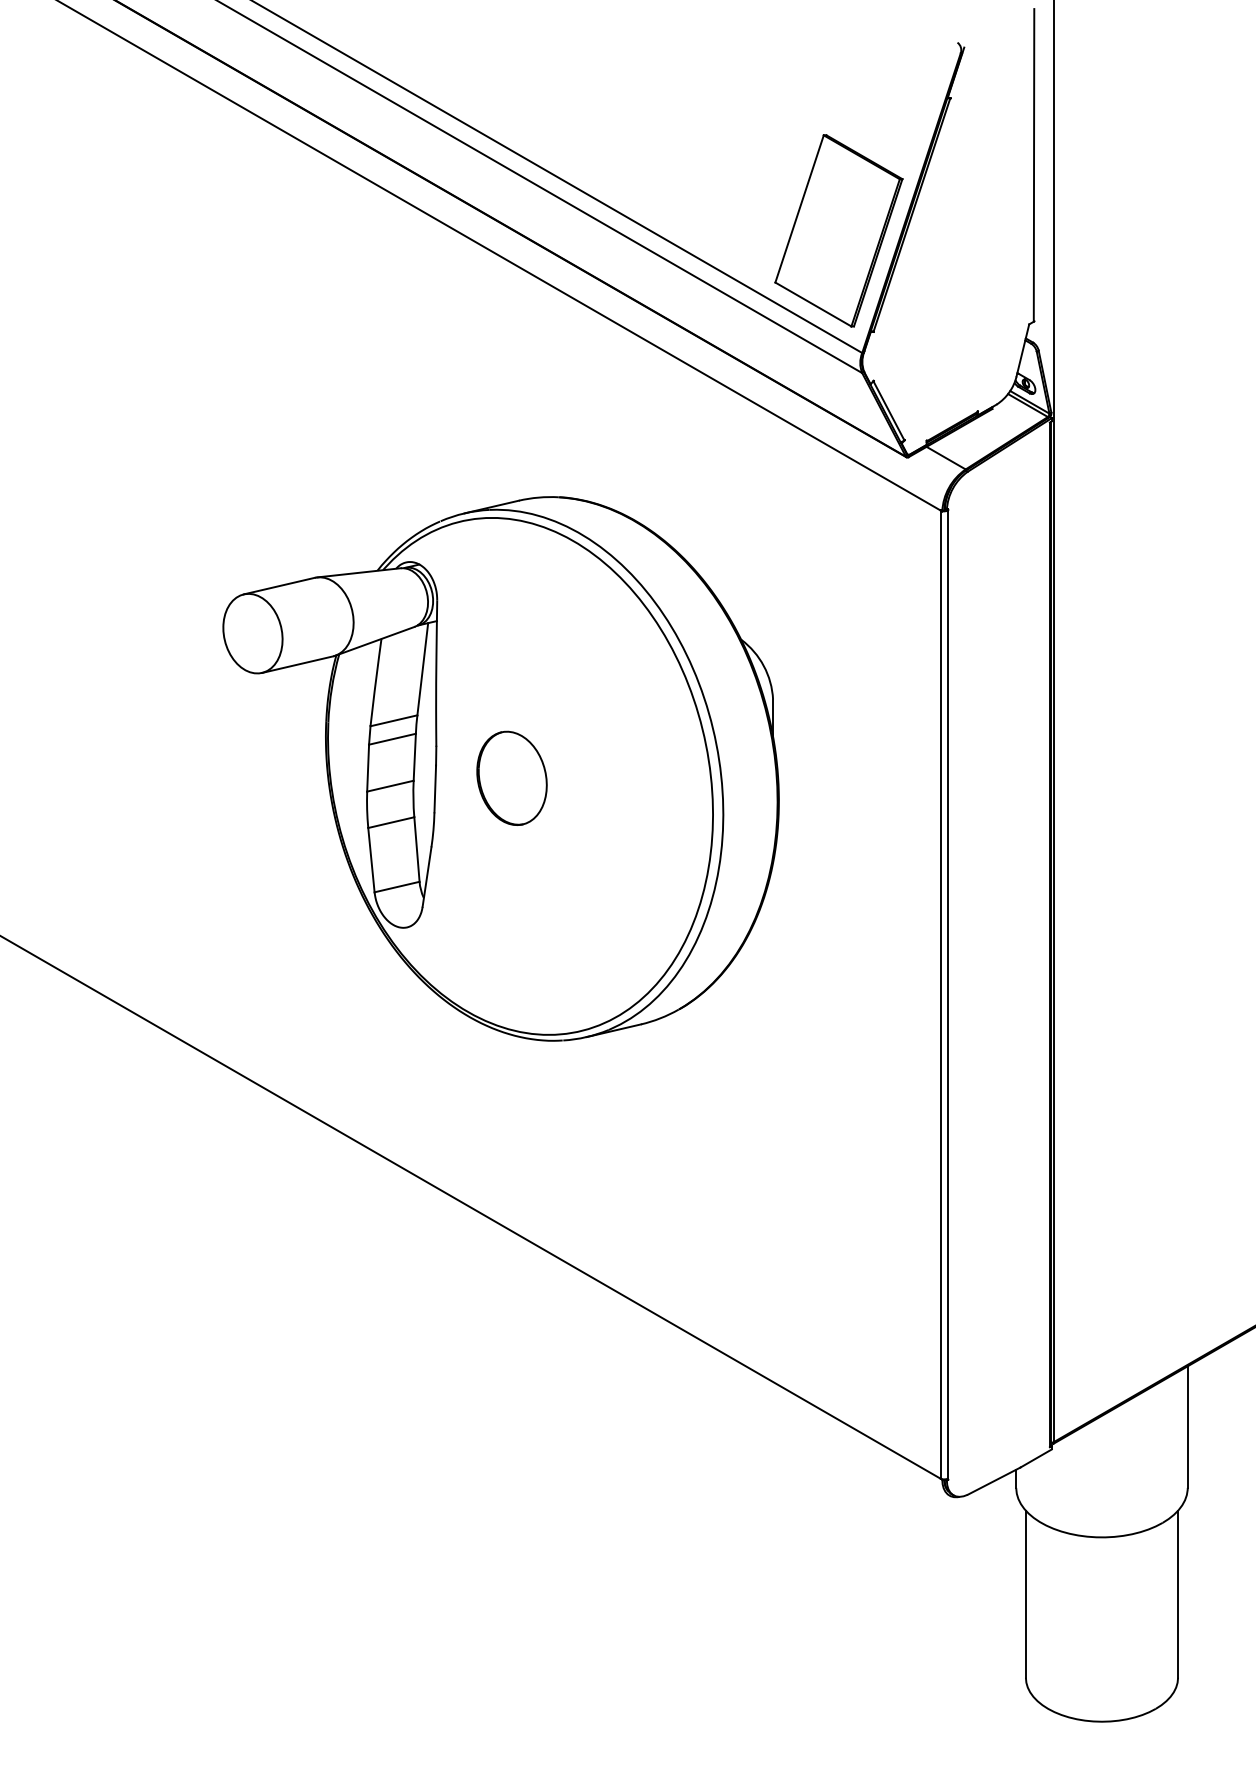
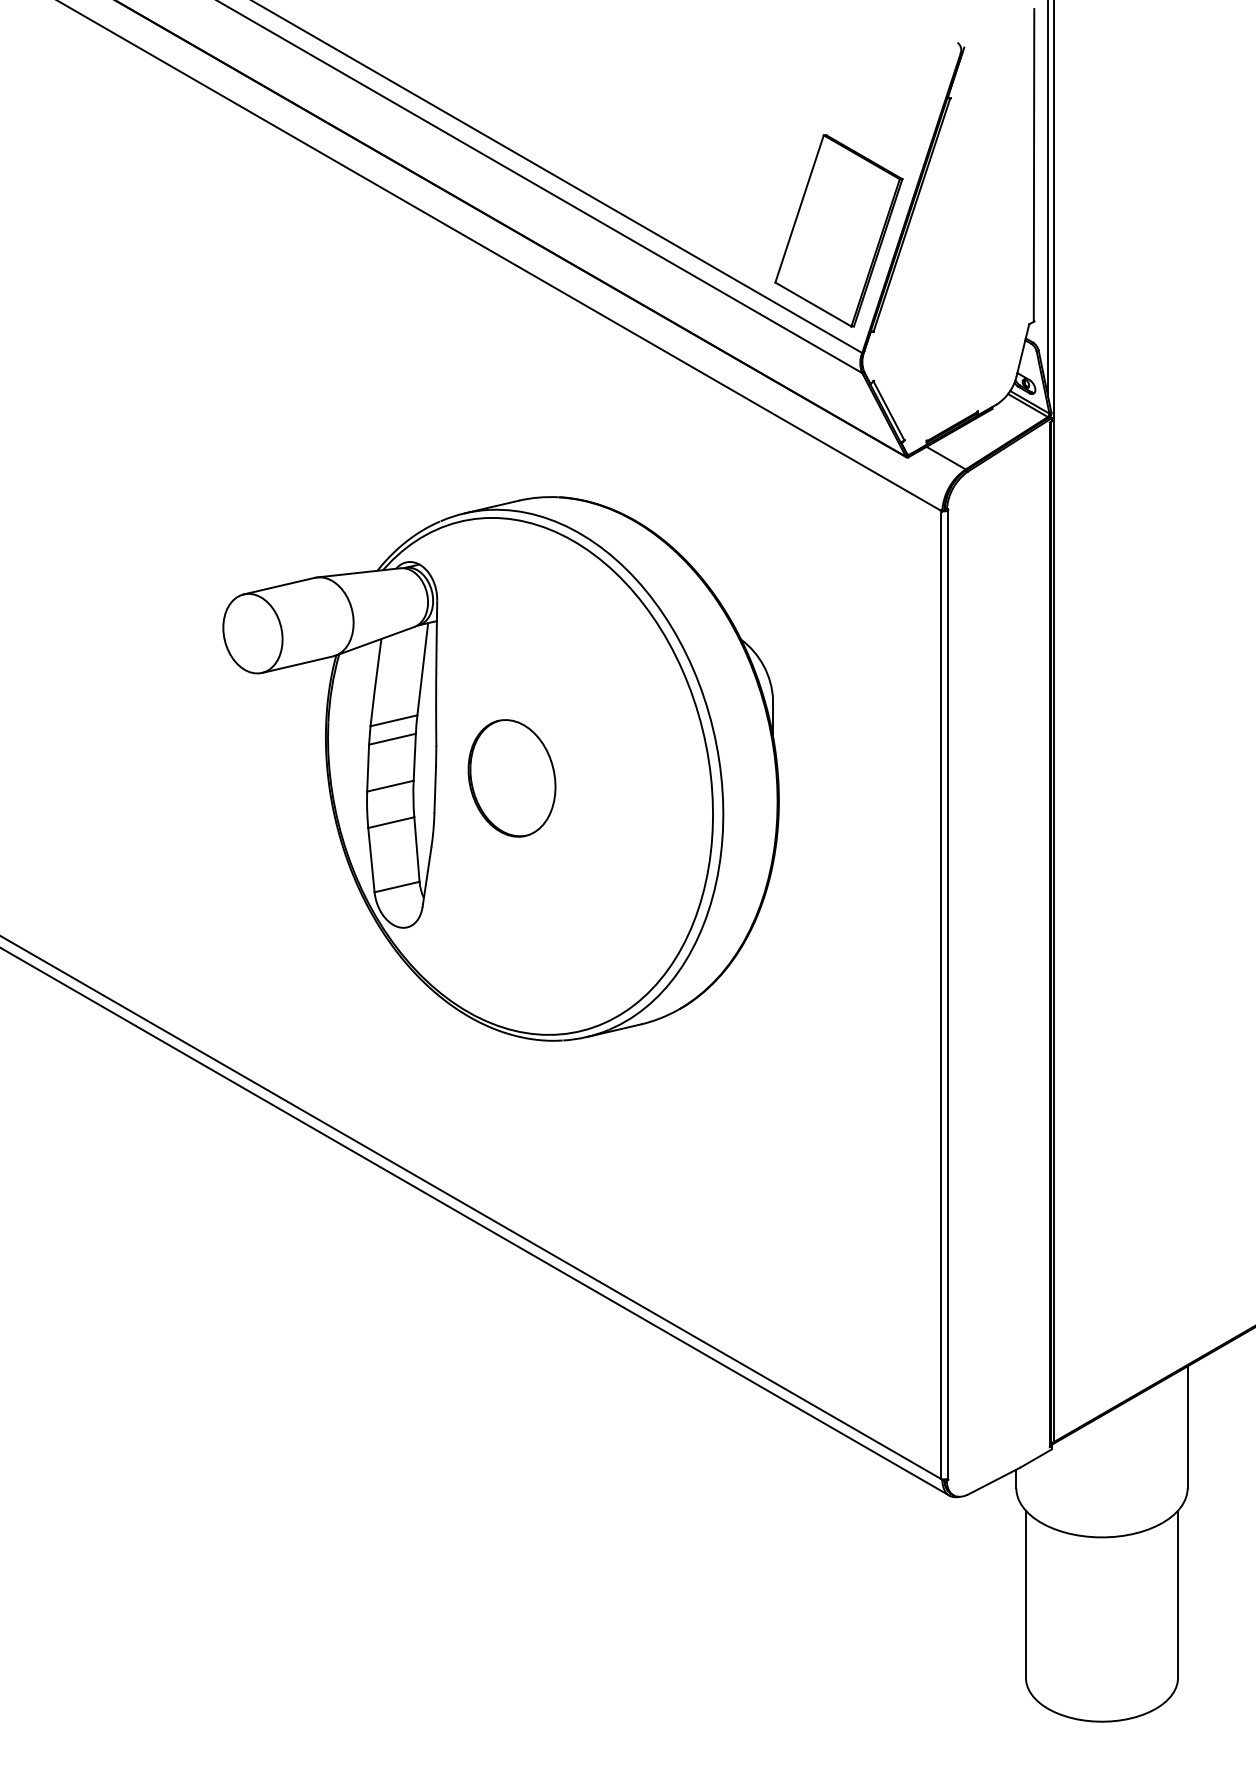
line: none -> present (1048, 199)
part size: 72x96 px -> 90x119 px (511, 778)
line: none -> present (475, 1222)
